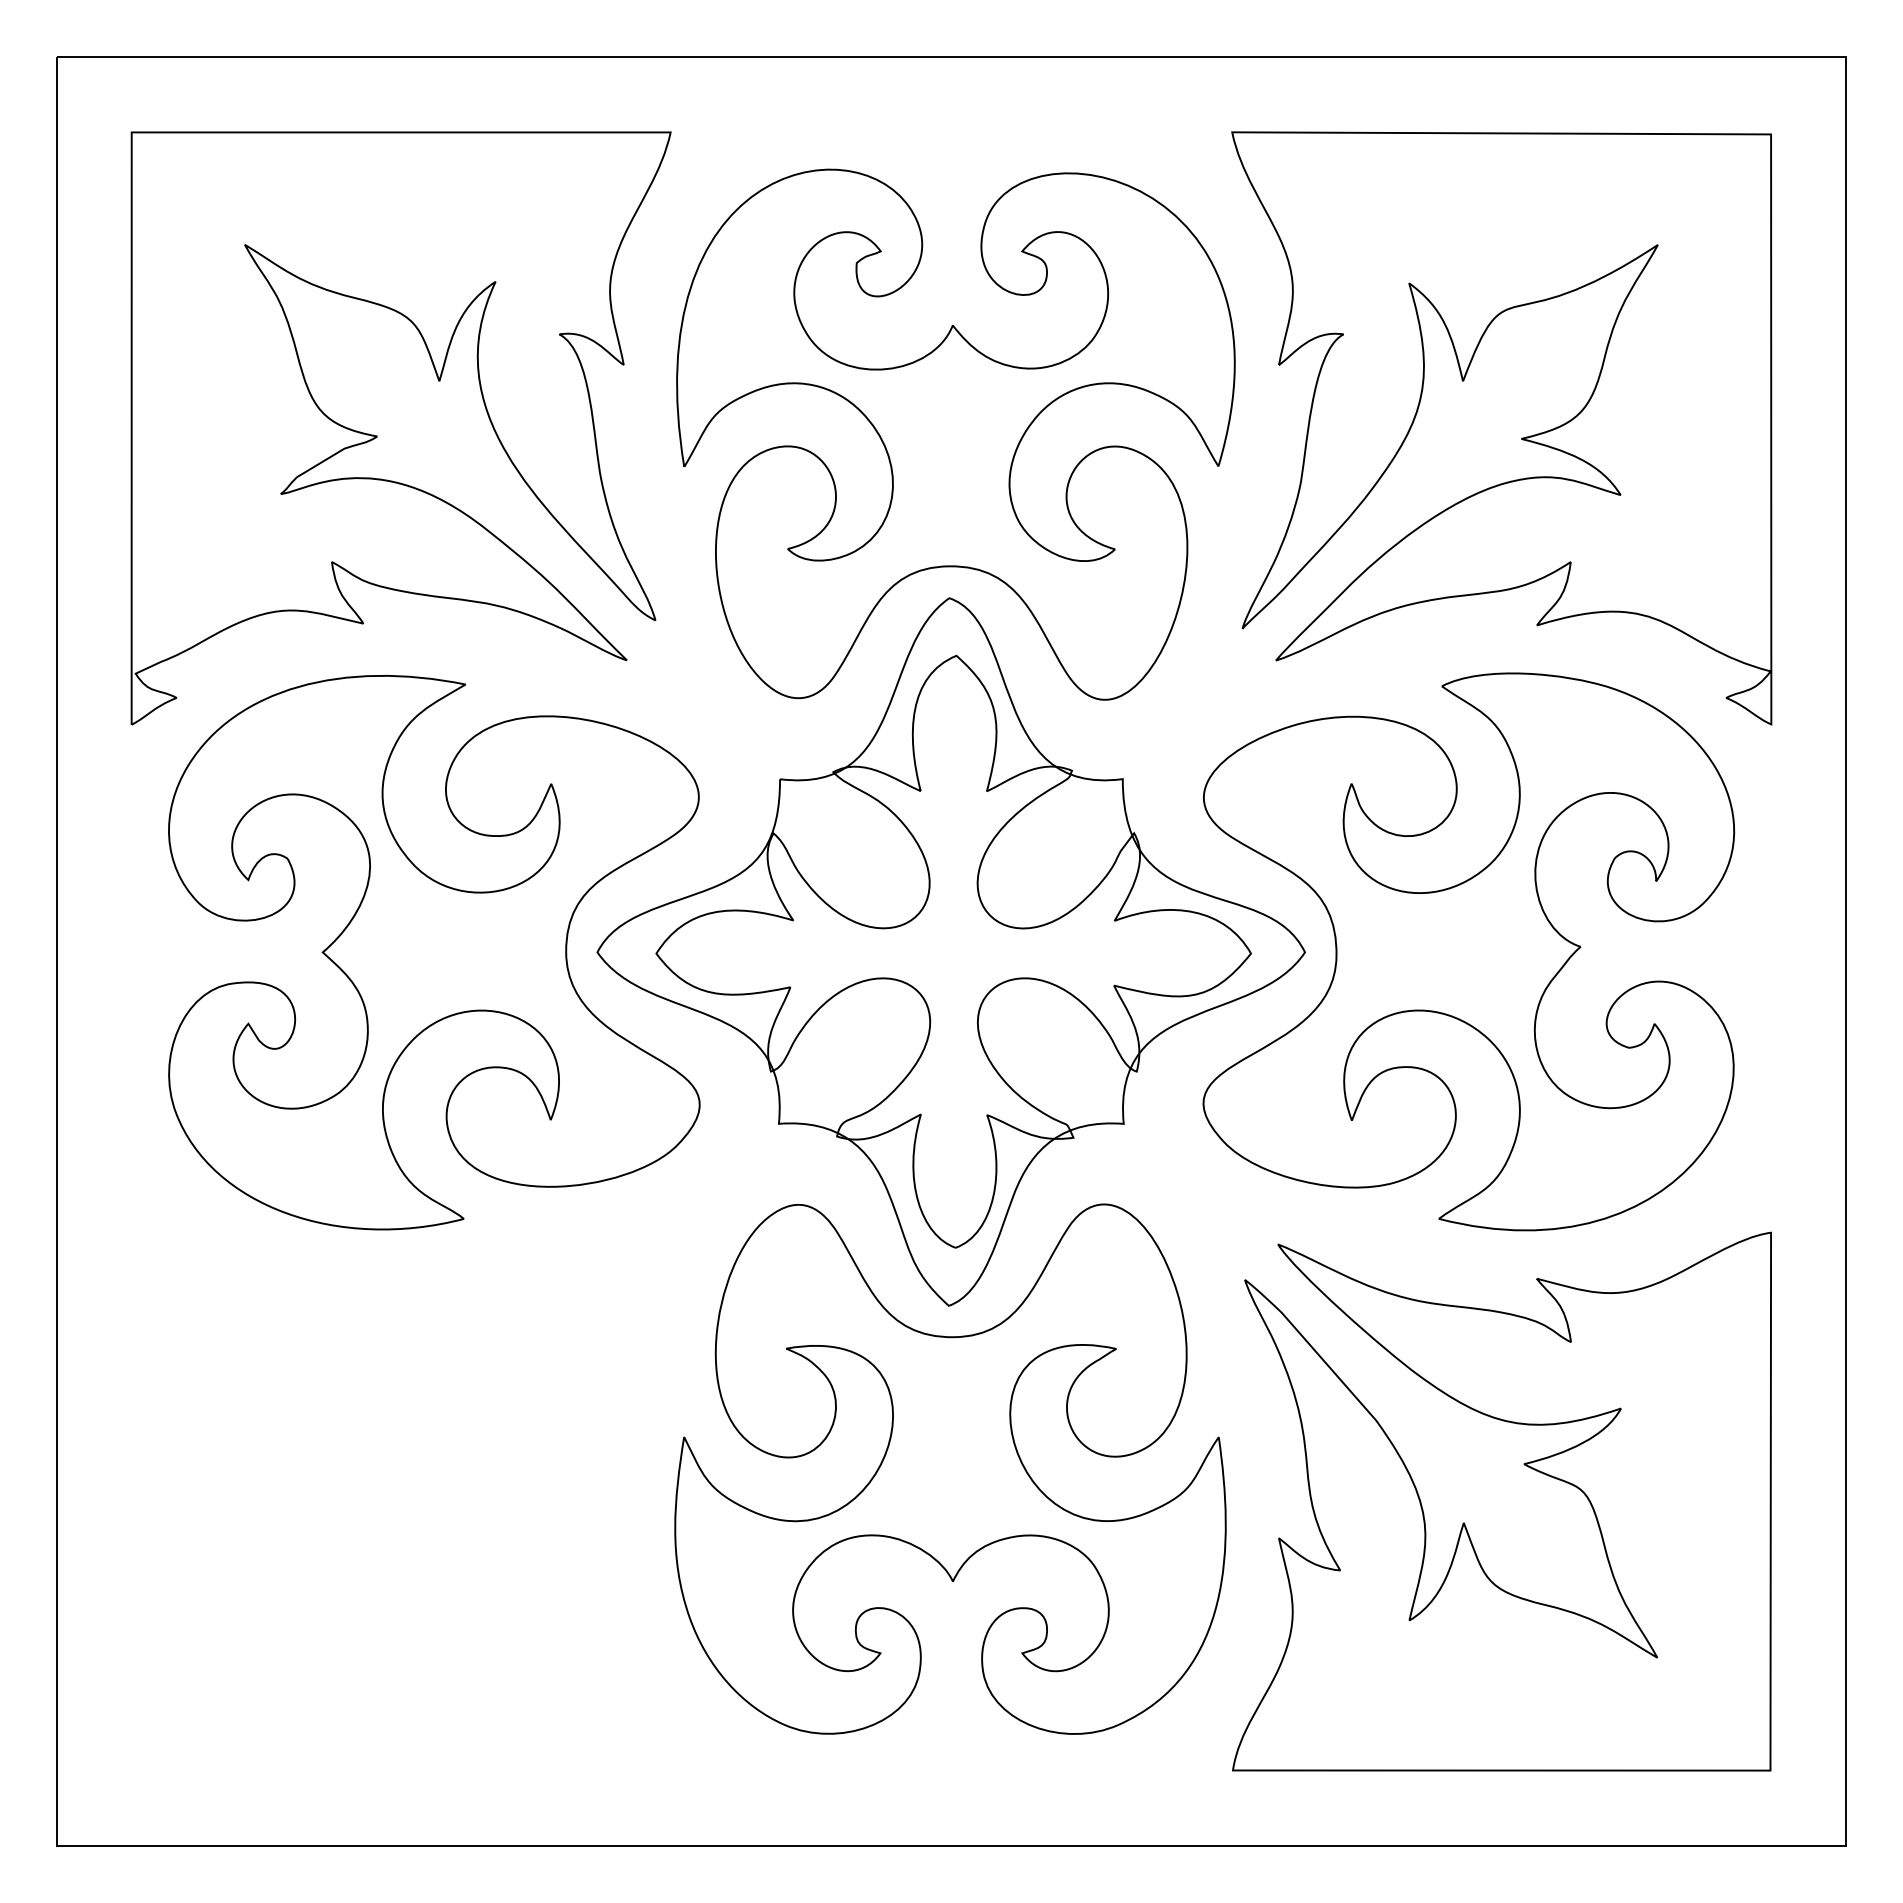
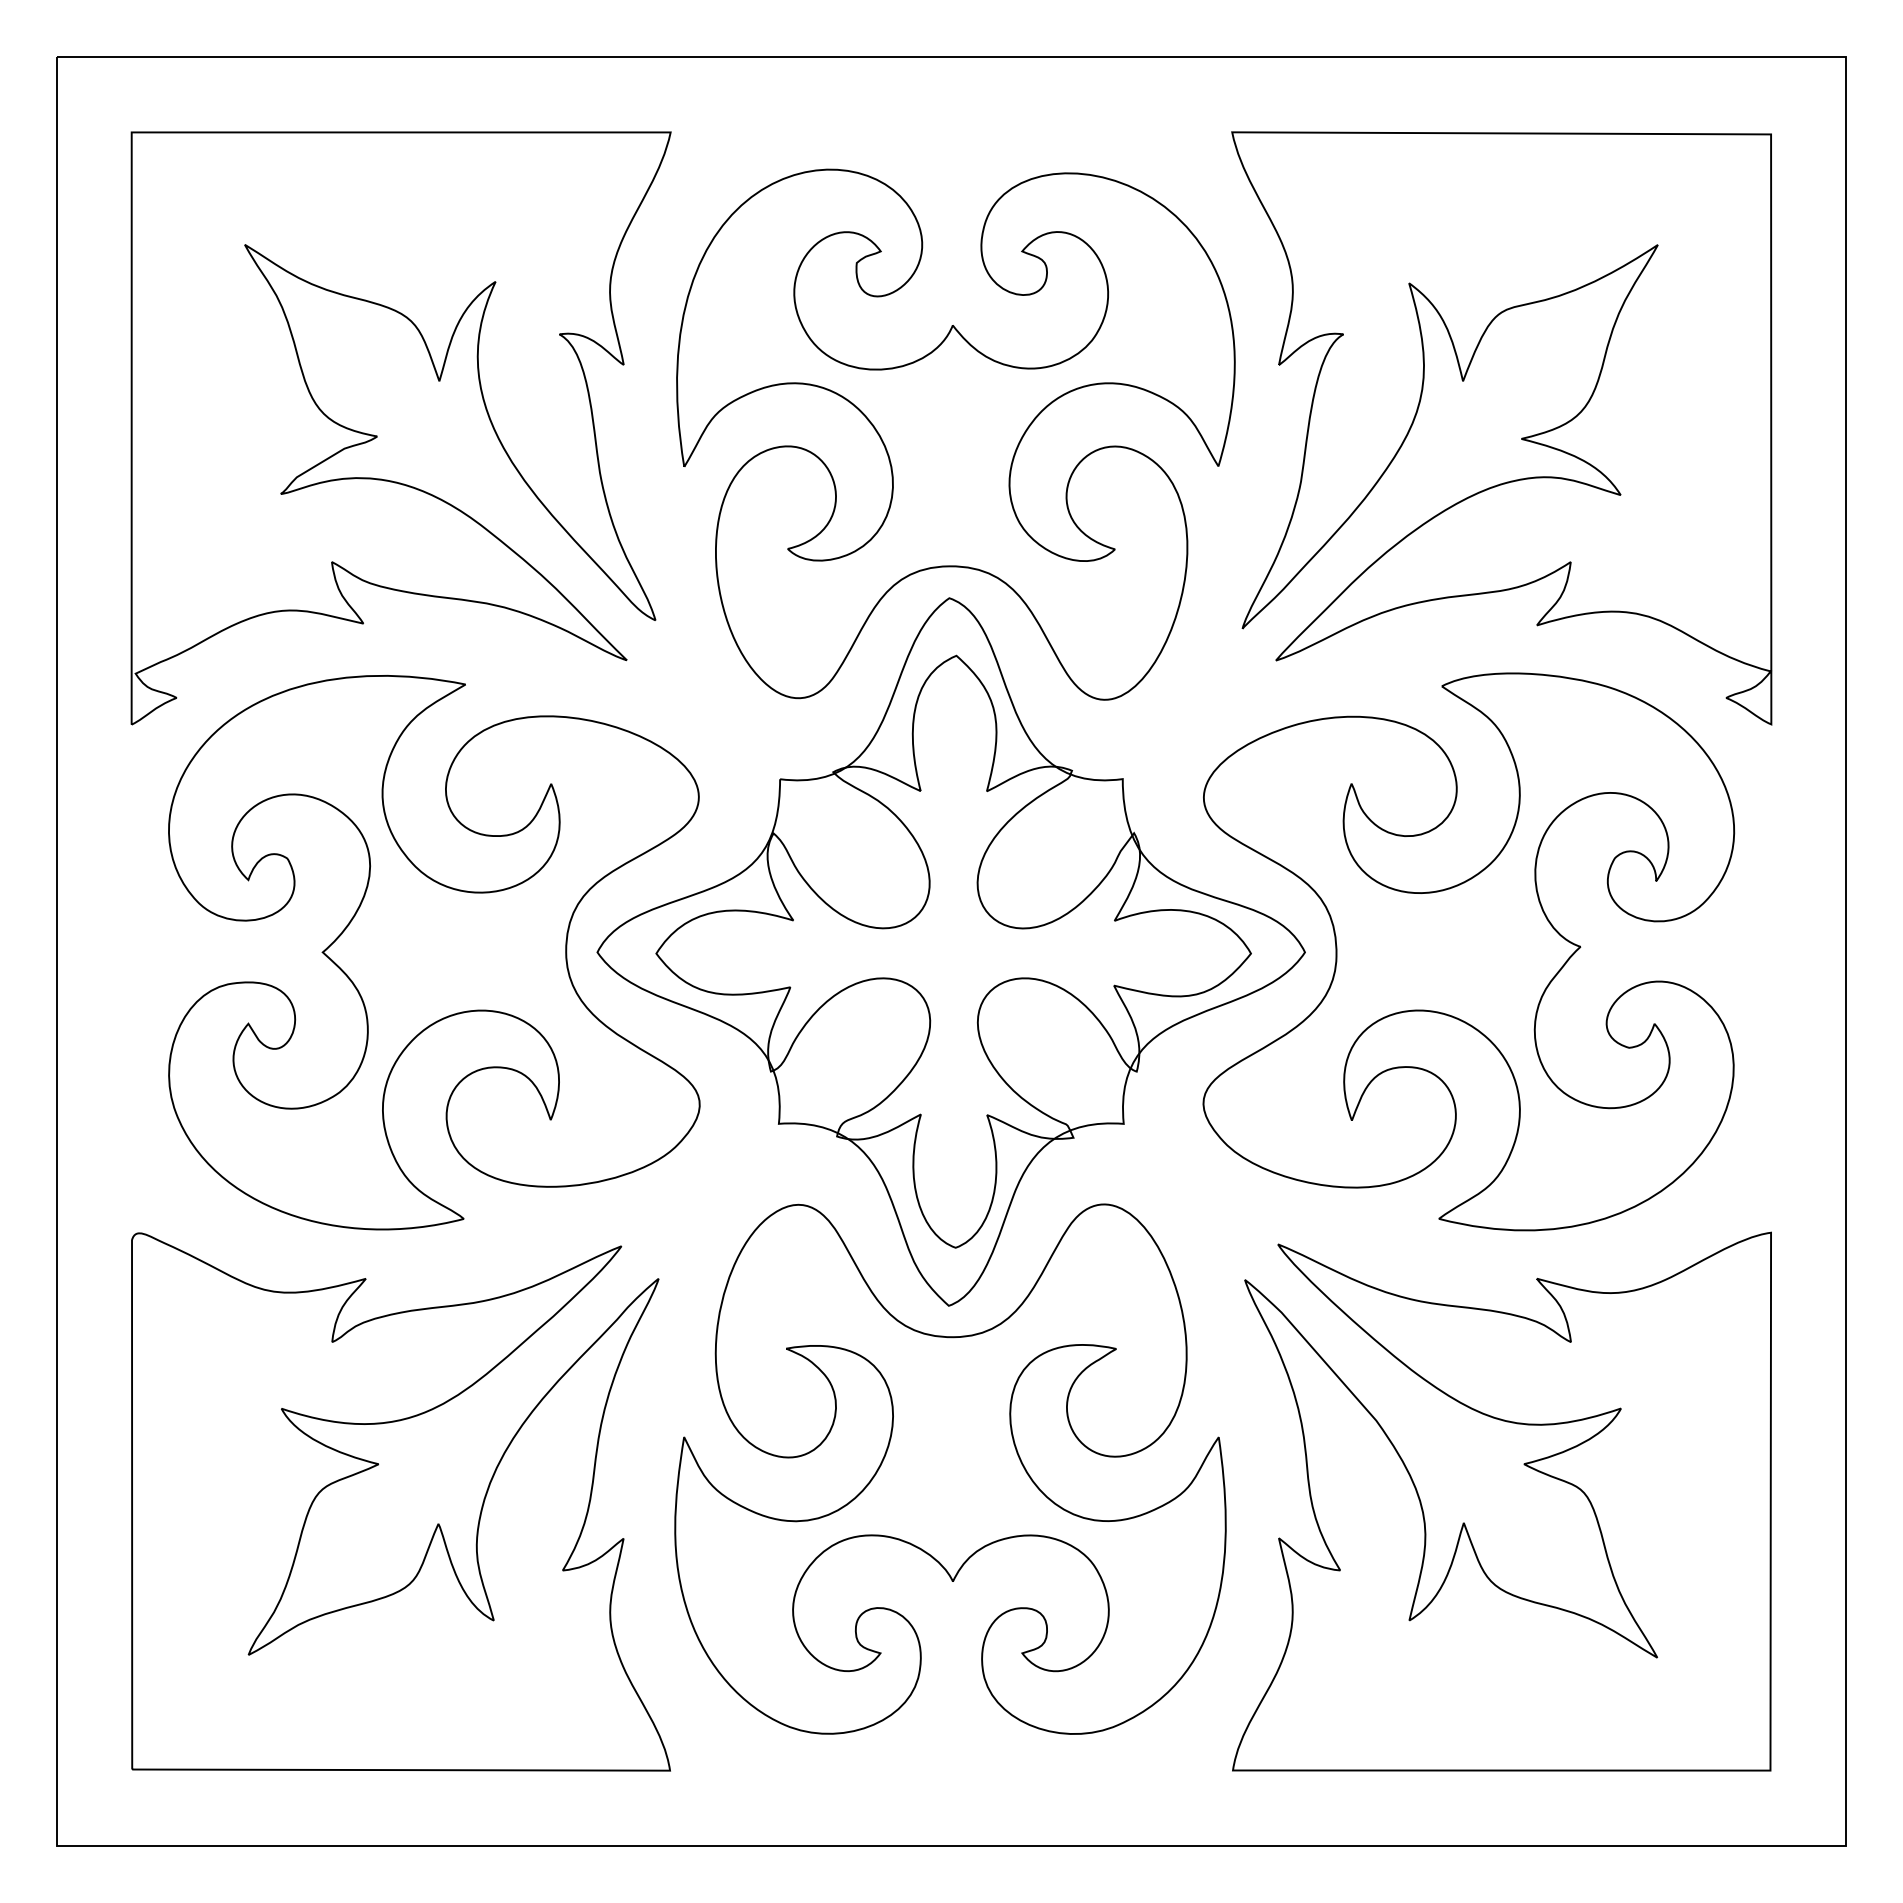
part: none -> present (378, 1465)
